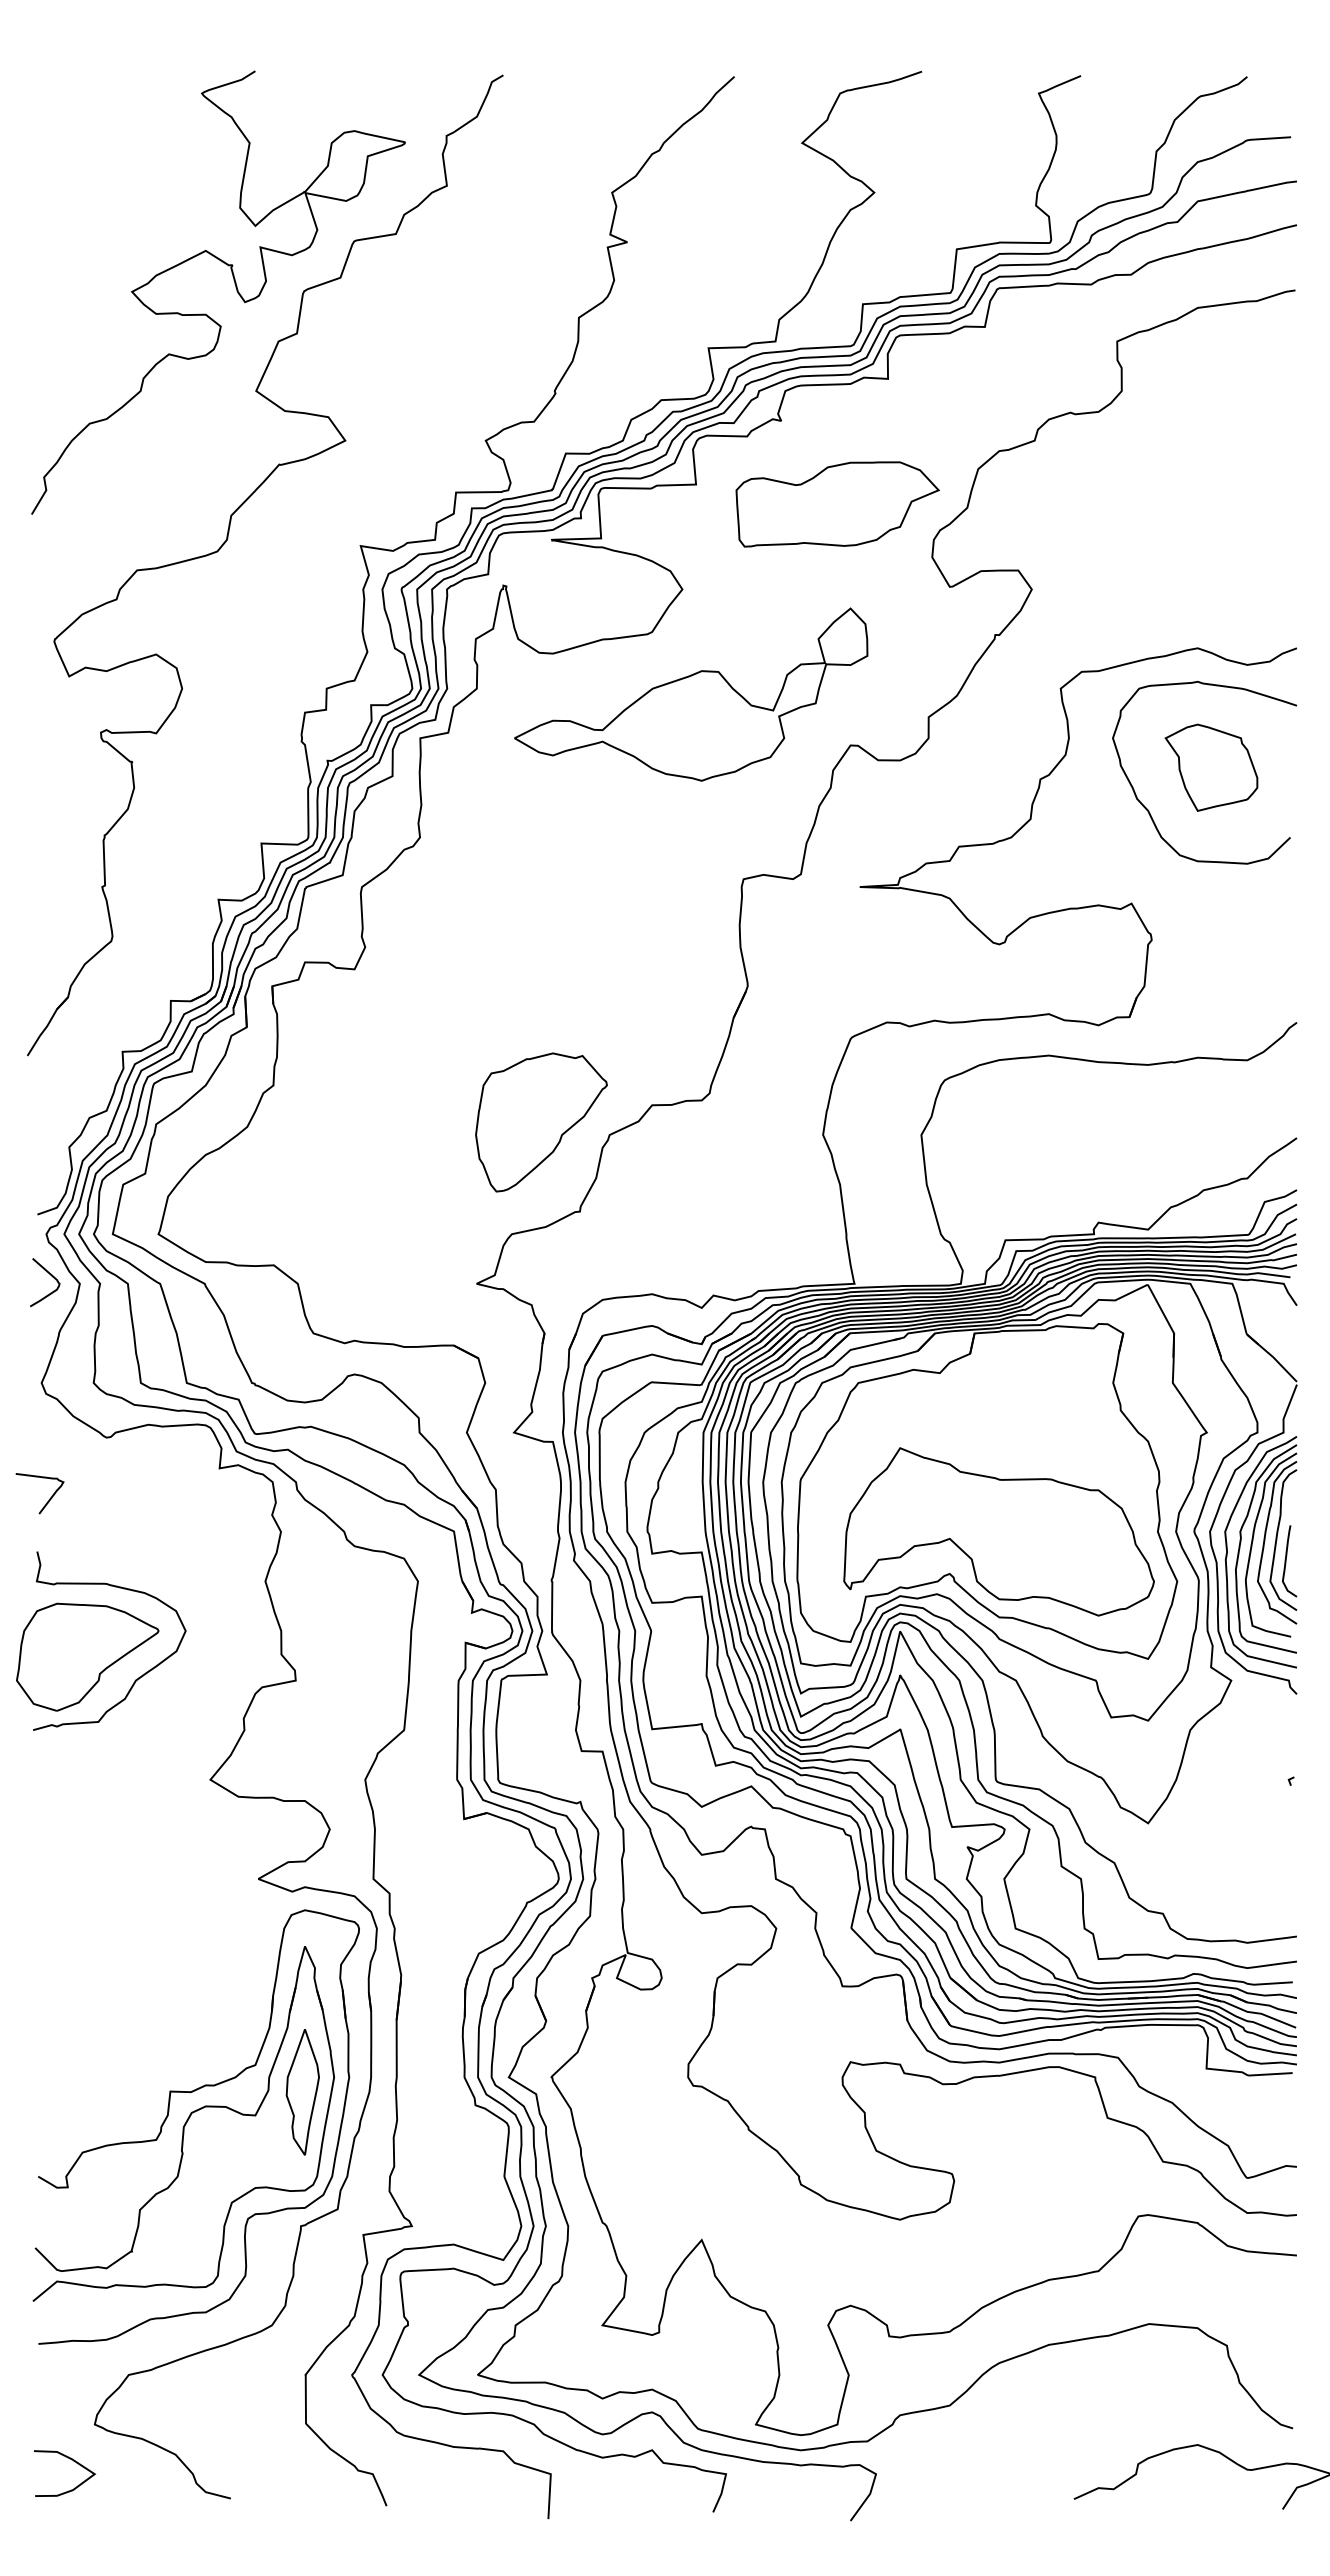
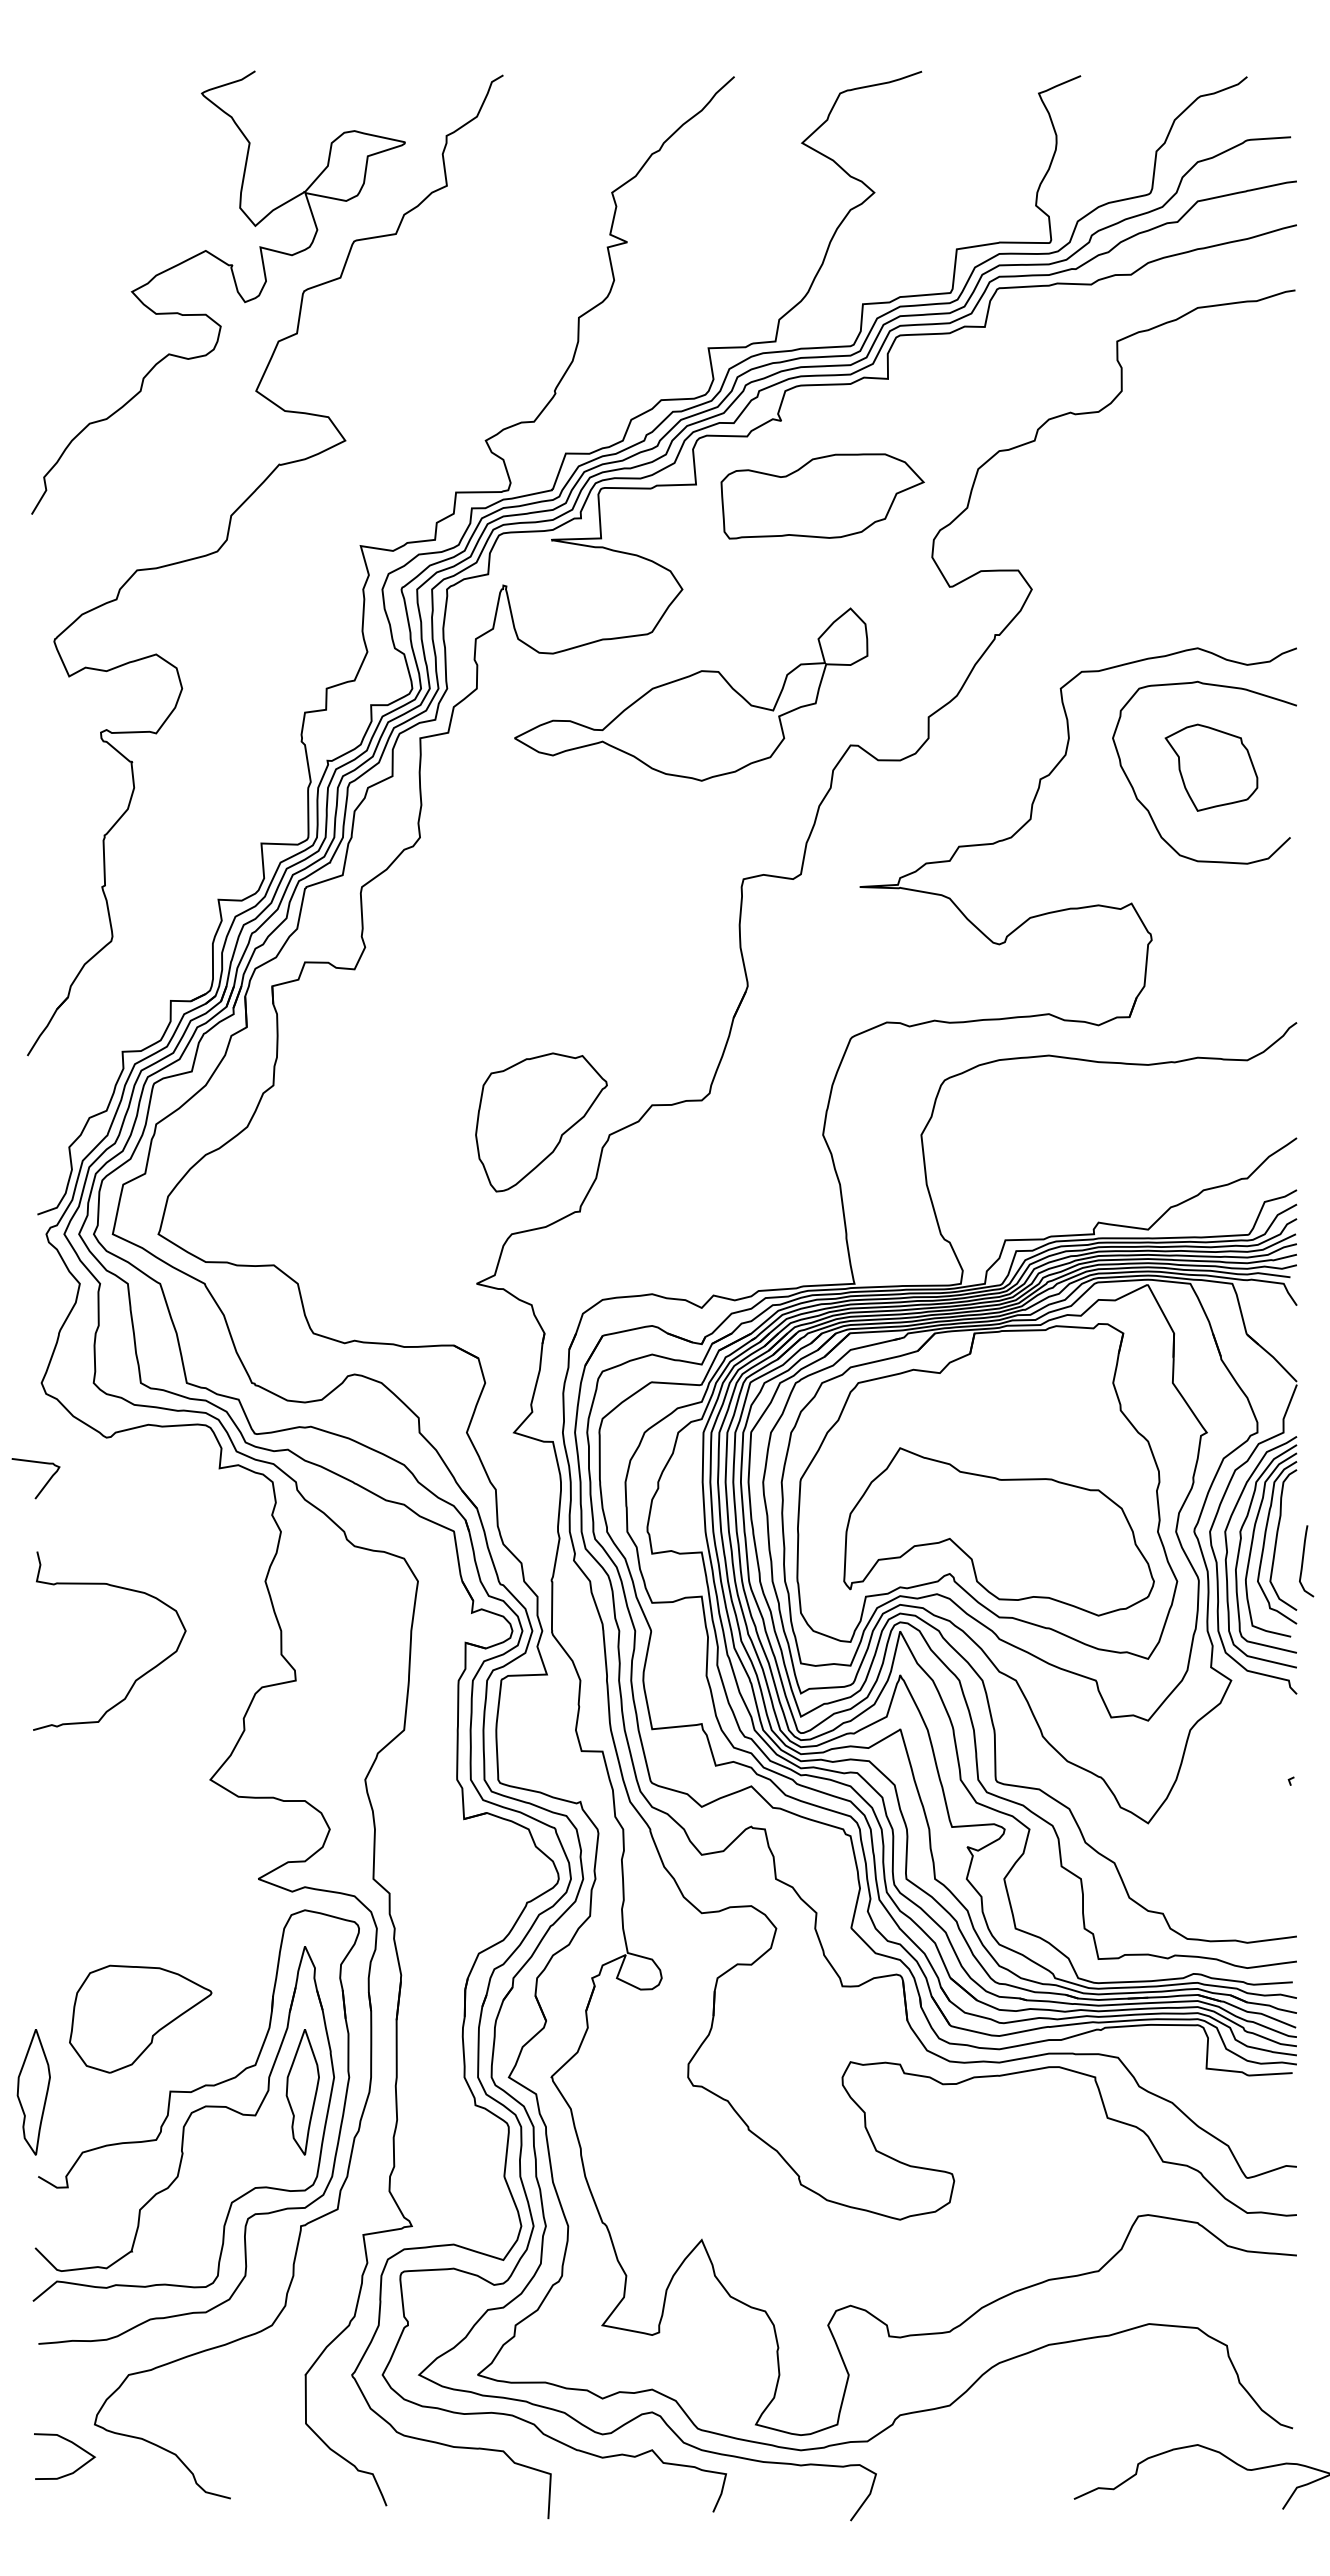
part position: (837, 504) -> (822, 496) (822, 496)
curve: present -> none (51, 1276)
curve position: (49, 1498) -> (45, 1483) (45, 1483)
curve position: (1286, 1561) -> (1303, 1561) (1303, 1561)
part position: (87, 1656) -> (140, 2018) (140, 2018)
part: none -> present (33, 2092)
curve position: (71, 2460) -> (71, 2443) (71, 2443)
